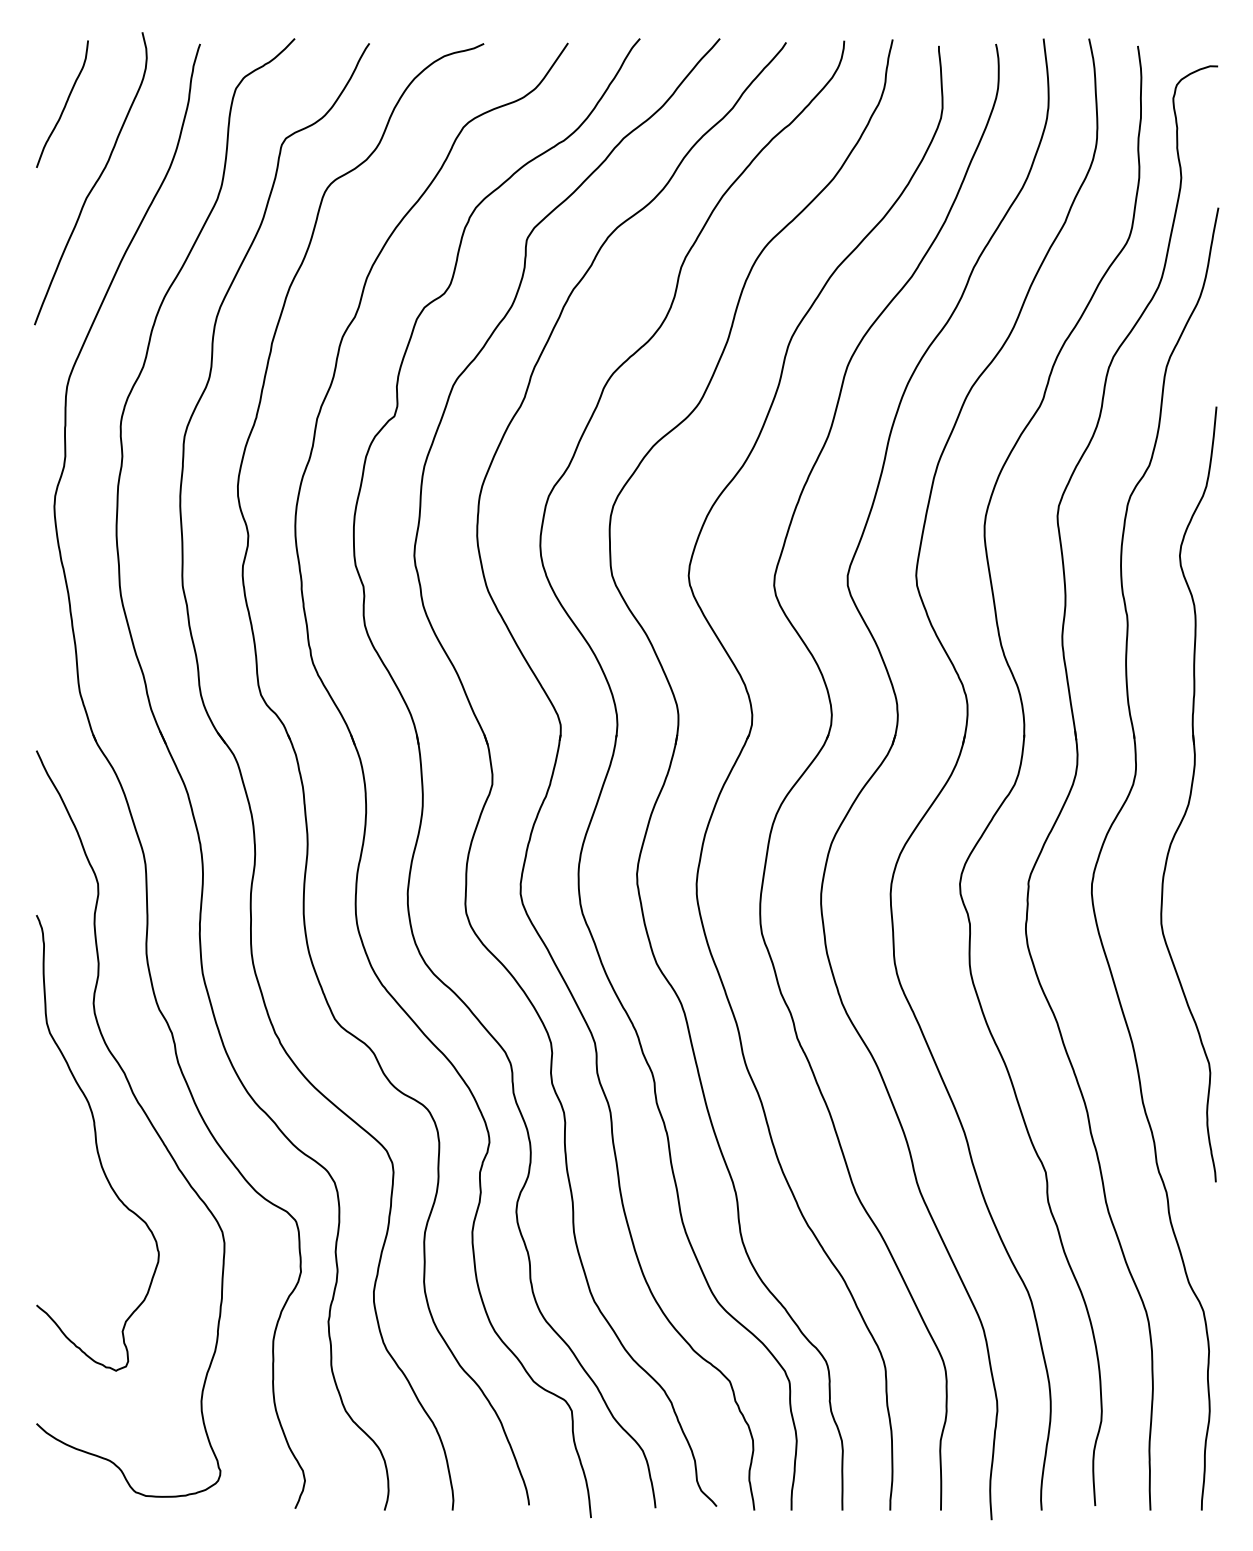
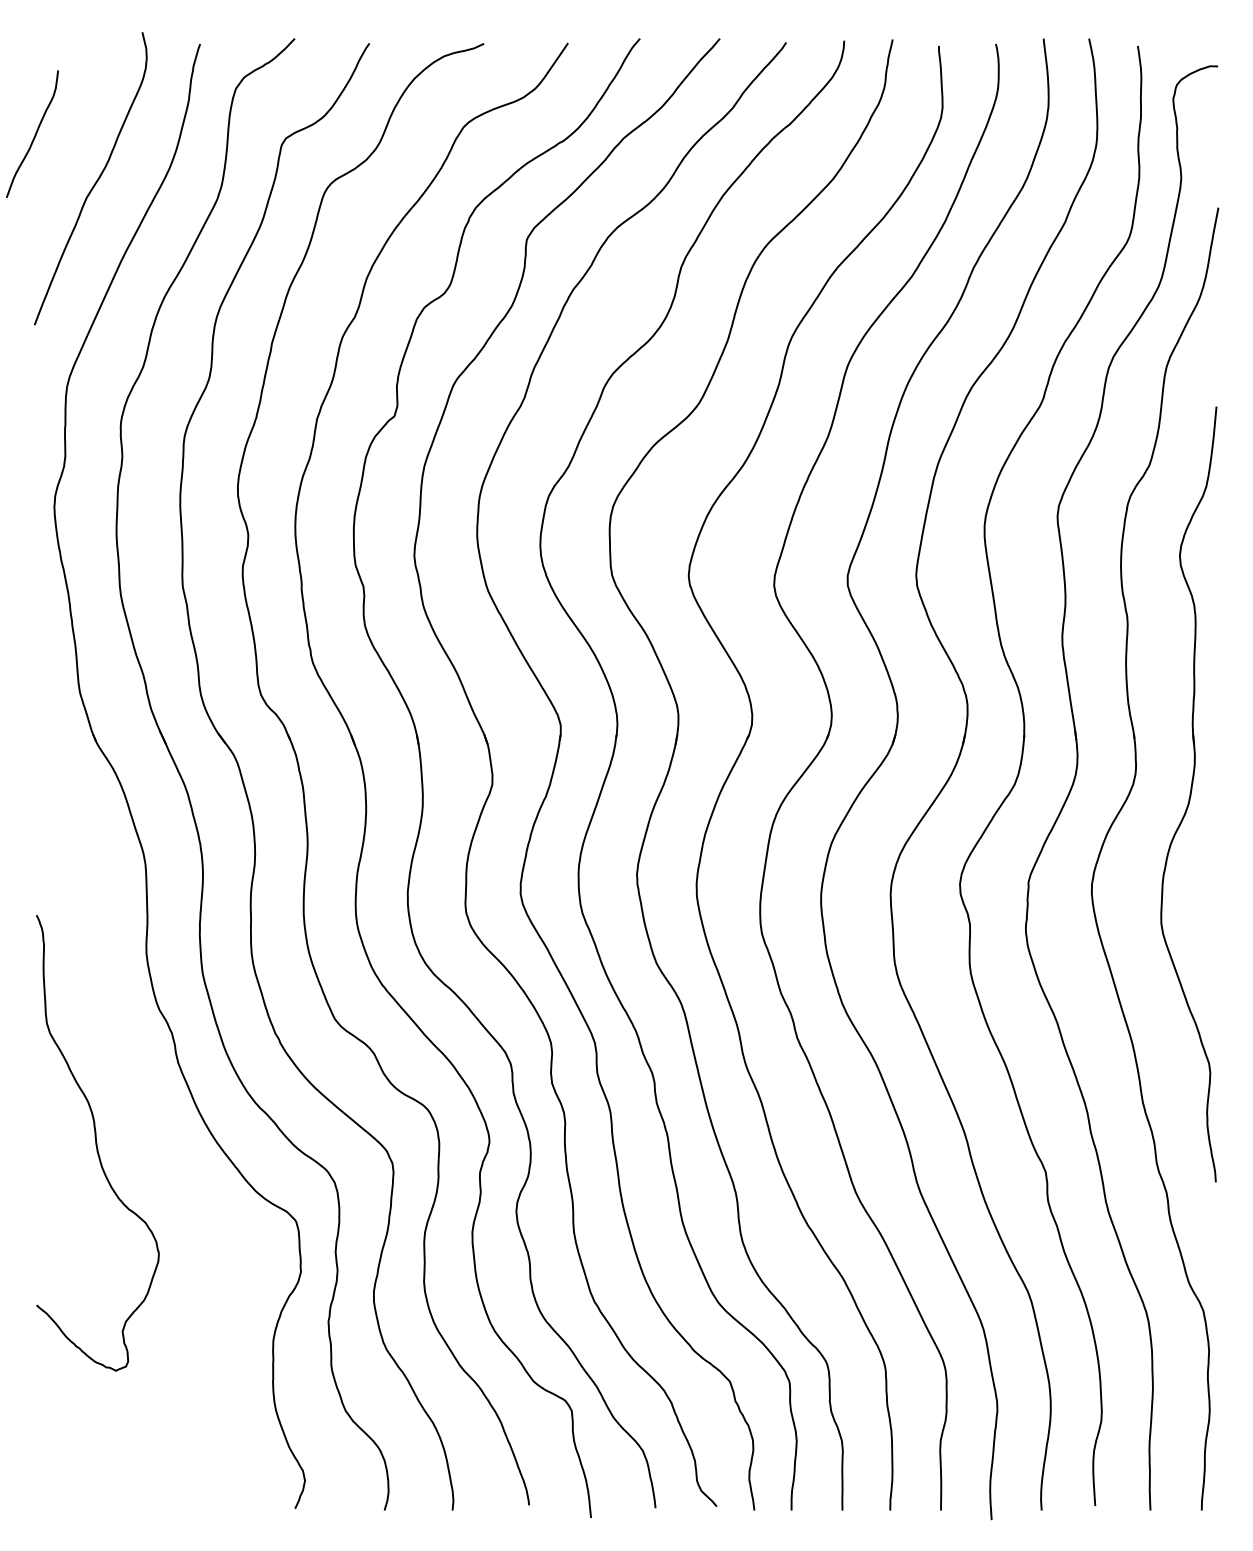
curve position: (64, 104) -> (34, 134) (34, 134)
curve: present -> none (144, 1114)
